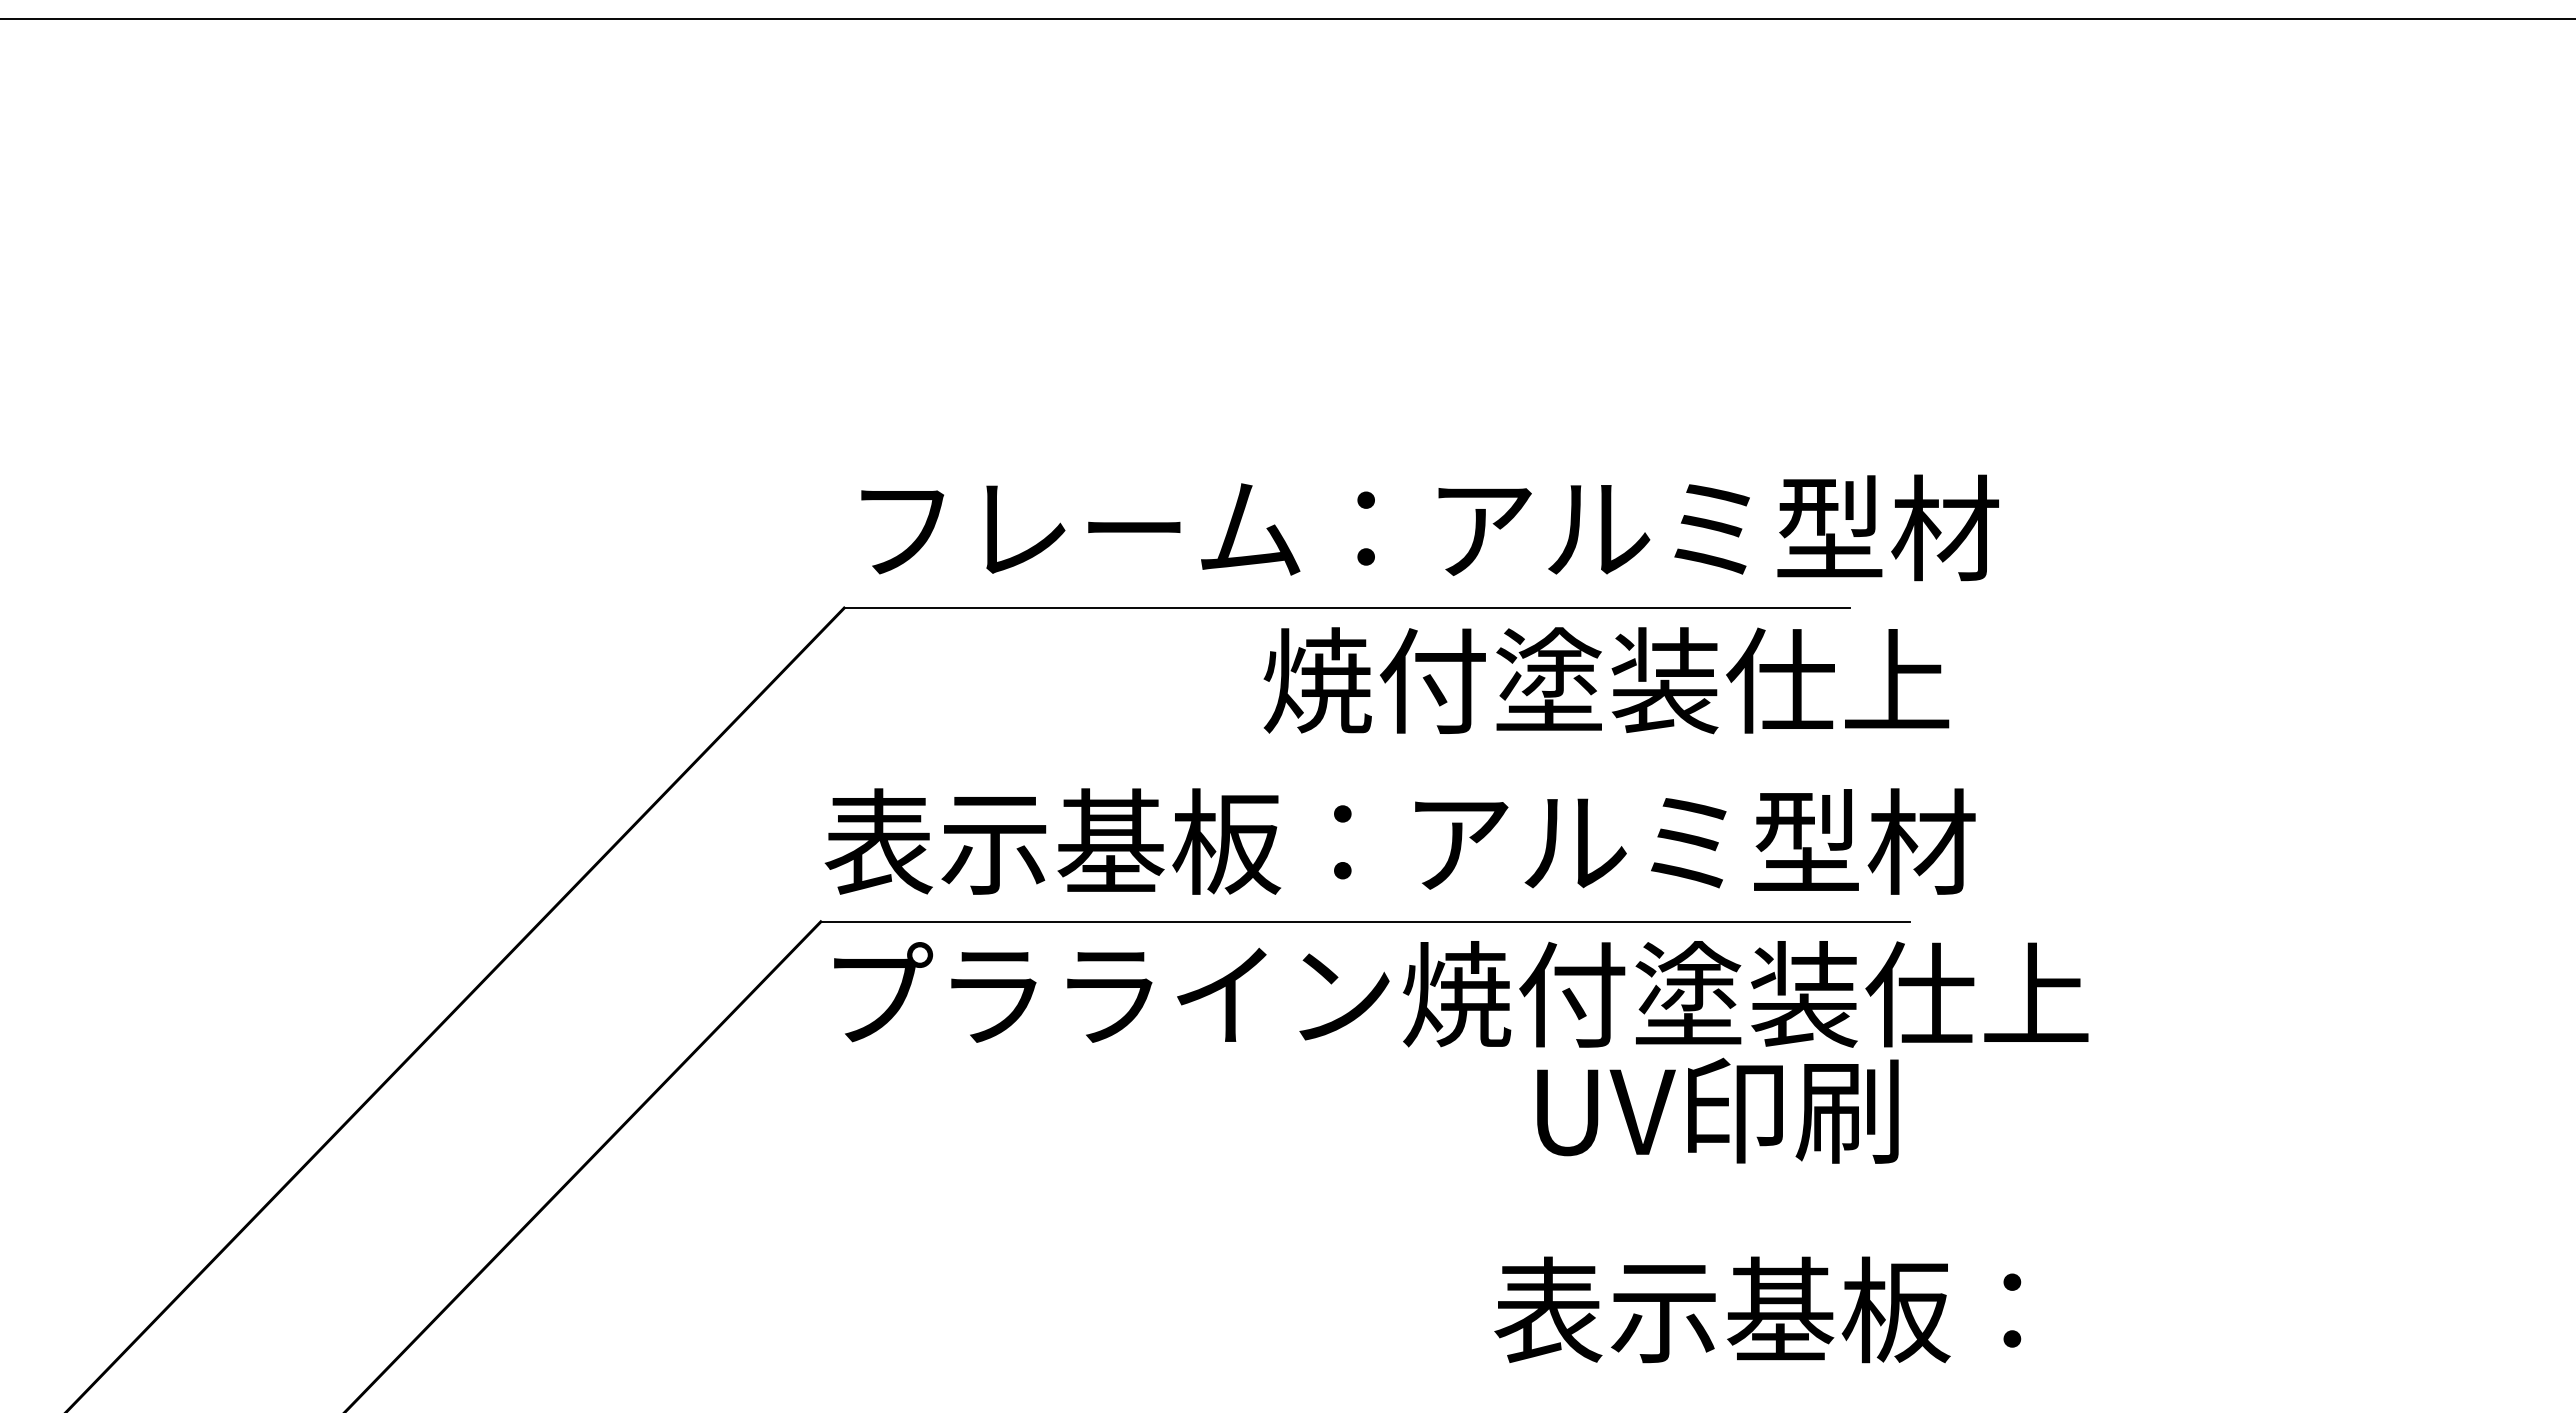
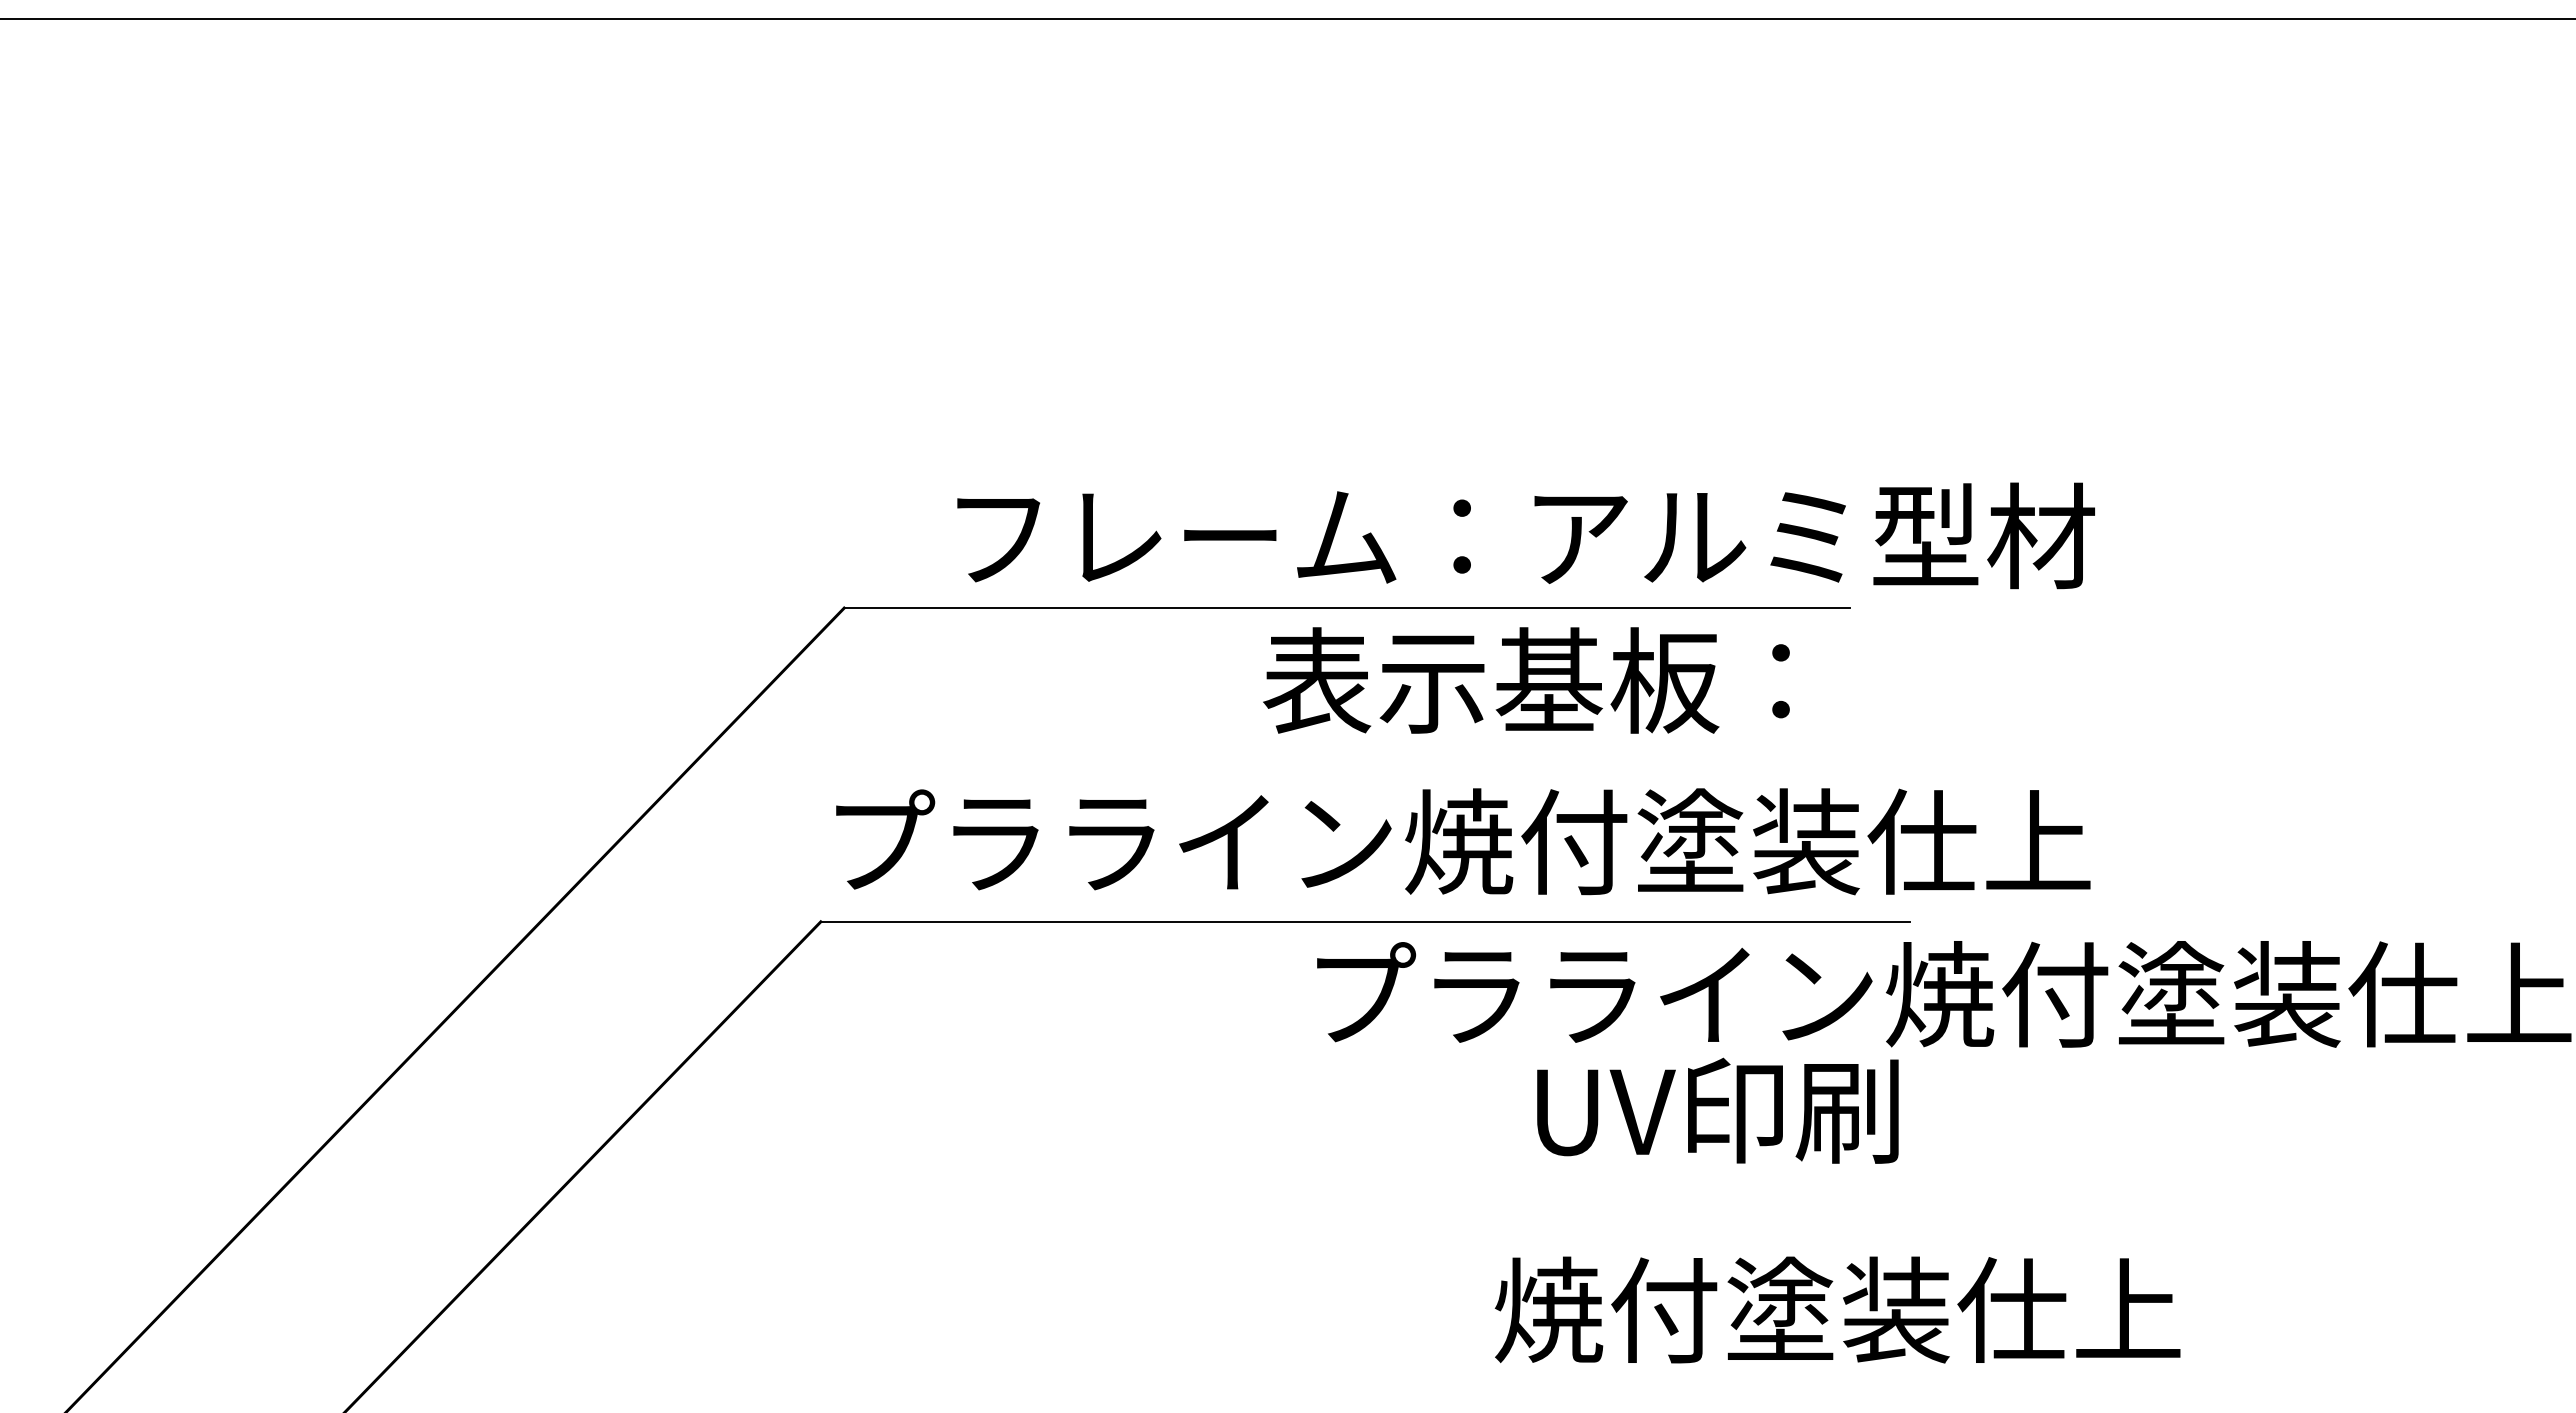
text position: (1429, 527) -> (1525, 535) (1525, 535)
text: 焼付塗装仕上 -> 表示基板： (1606, 680)
text: 表示基板：アルミ型材 -> プラライン焼付塗装仕上 (1457, 841)
text position: (1461, 994) -> (1944, 994) (1944, 994)
text: 表示基板： -> 焼付塗装仕上 (1837, 1309)
